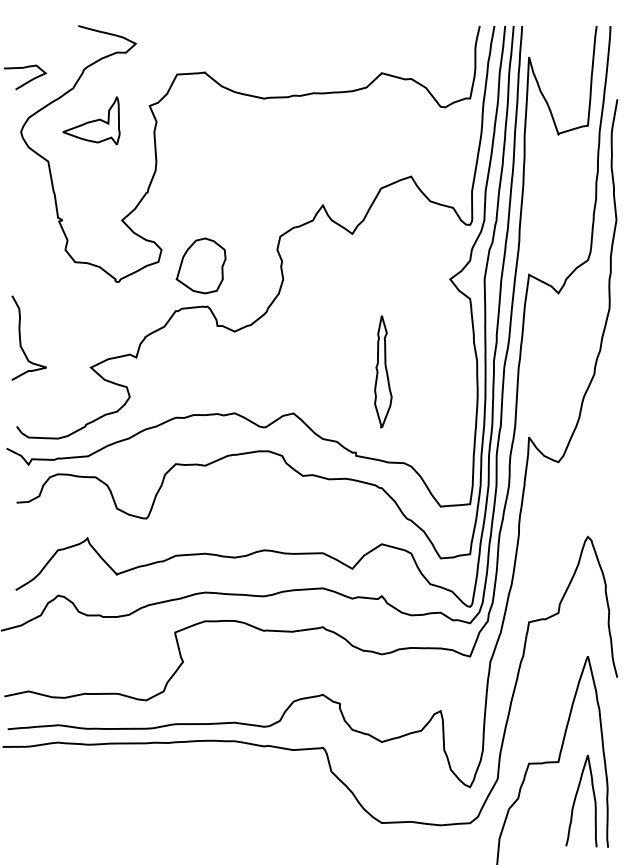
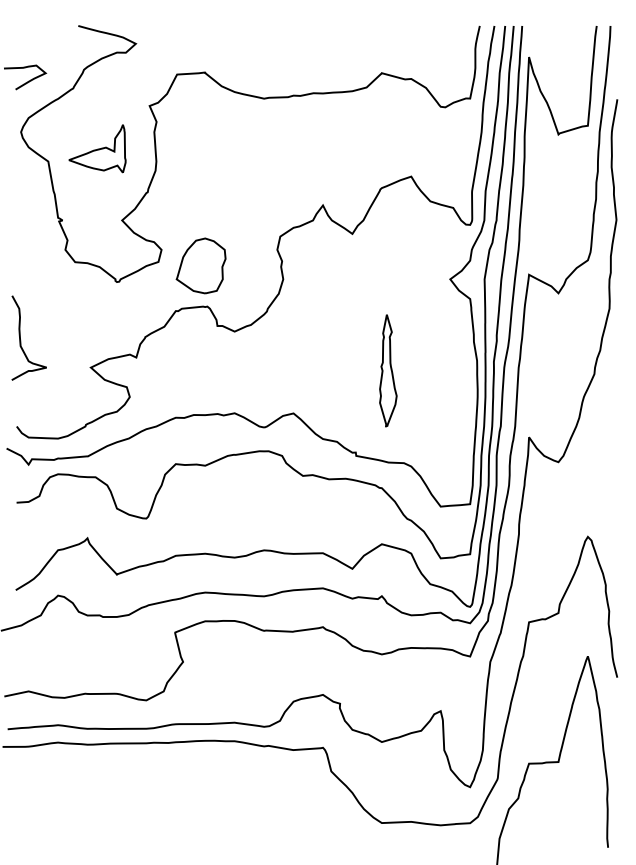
part position: (91, 120) -> (97, 148) (97, 148)
part position: (383, 371) -> (388, 370) (388, 370)
curve: present -> none (576, 798)
